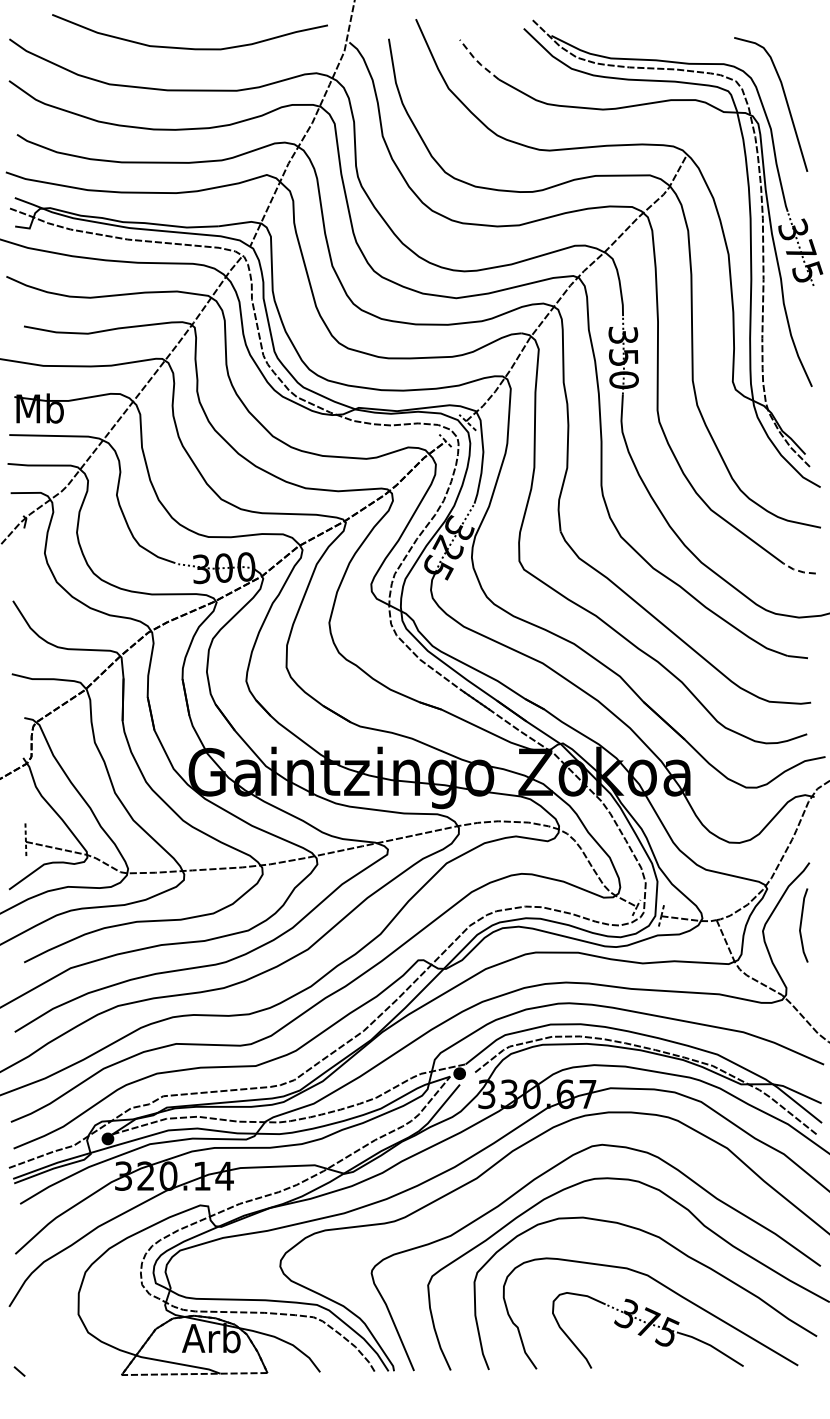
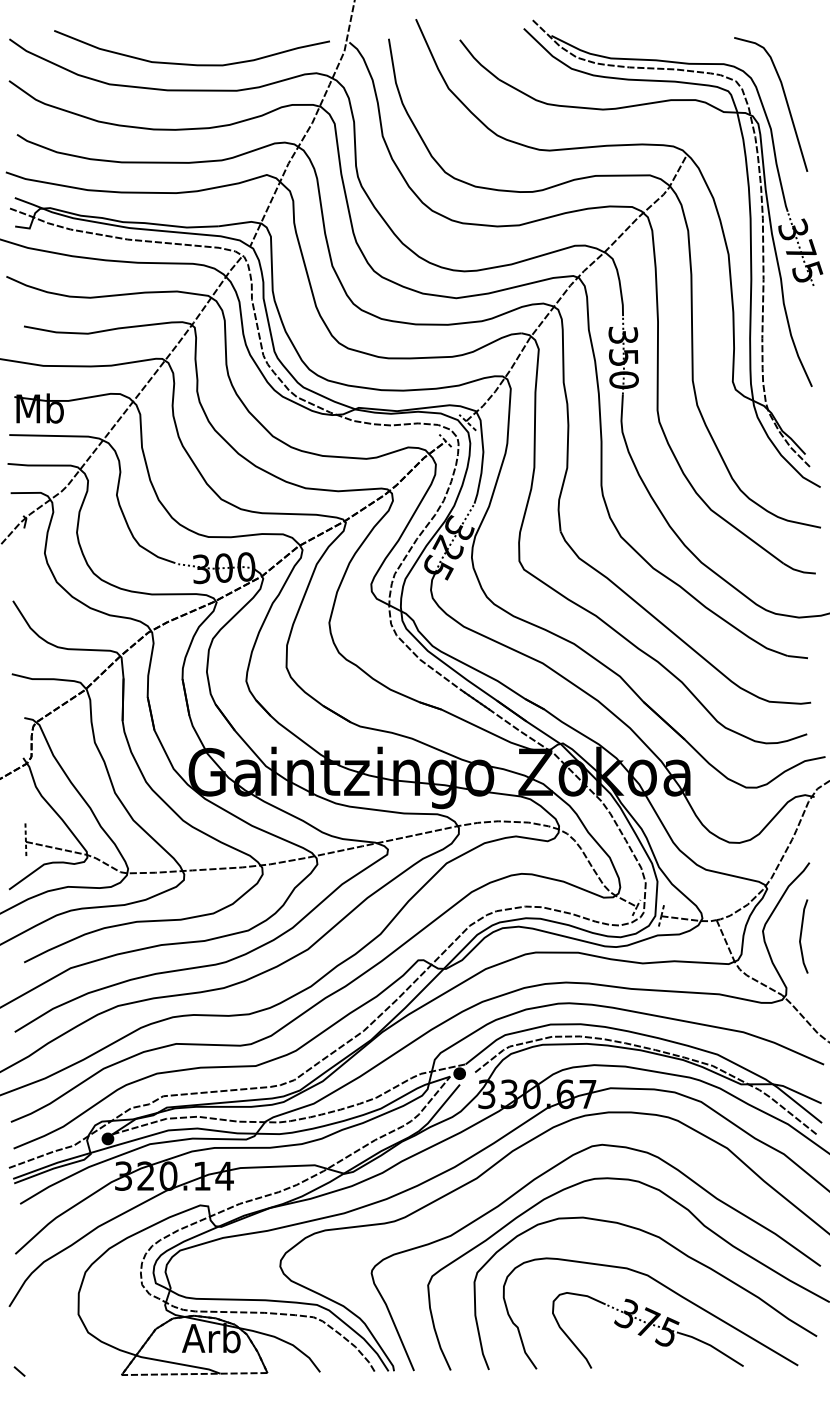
curve position: (188, 47) -> (190, 63) (190, 63)
line: dashed -> solid (477, 61)
line: dashed -> solid (799, 571)
line position: (801, 925) -> (801, 936) (801, 936)
